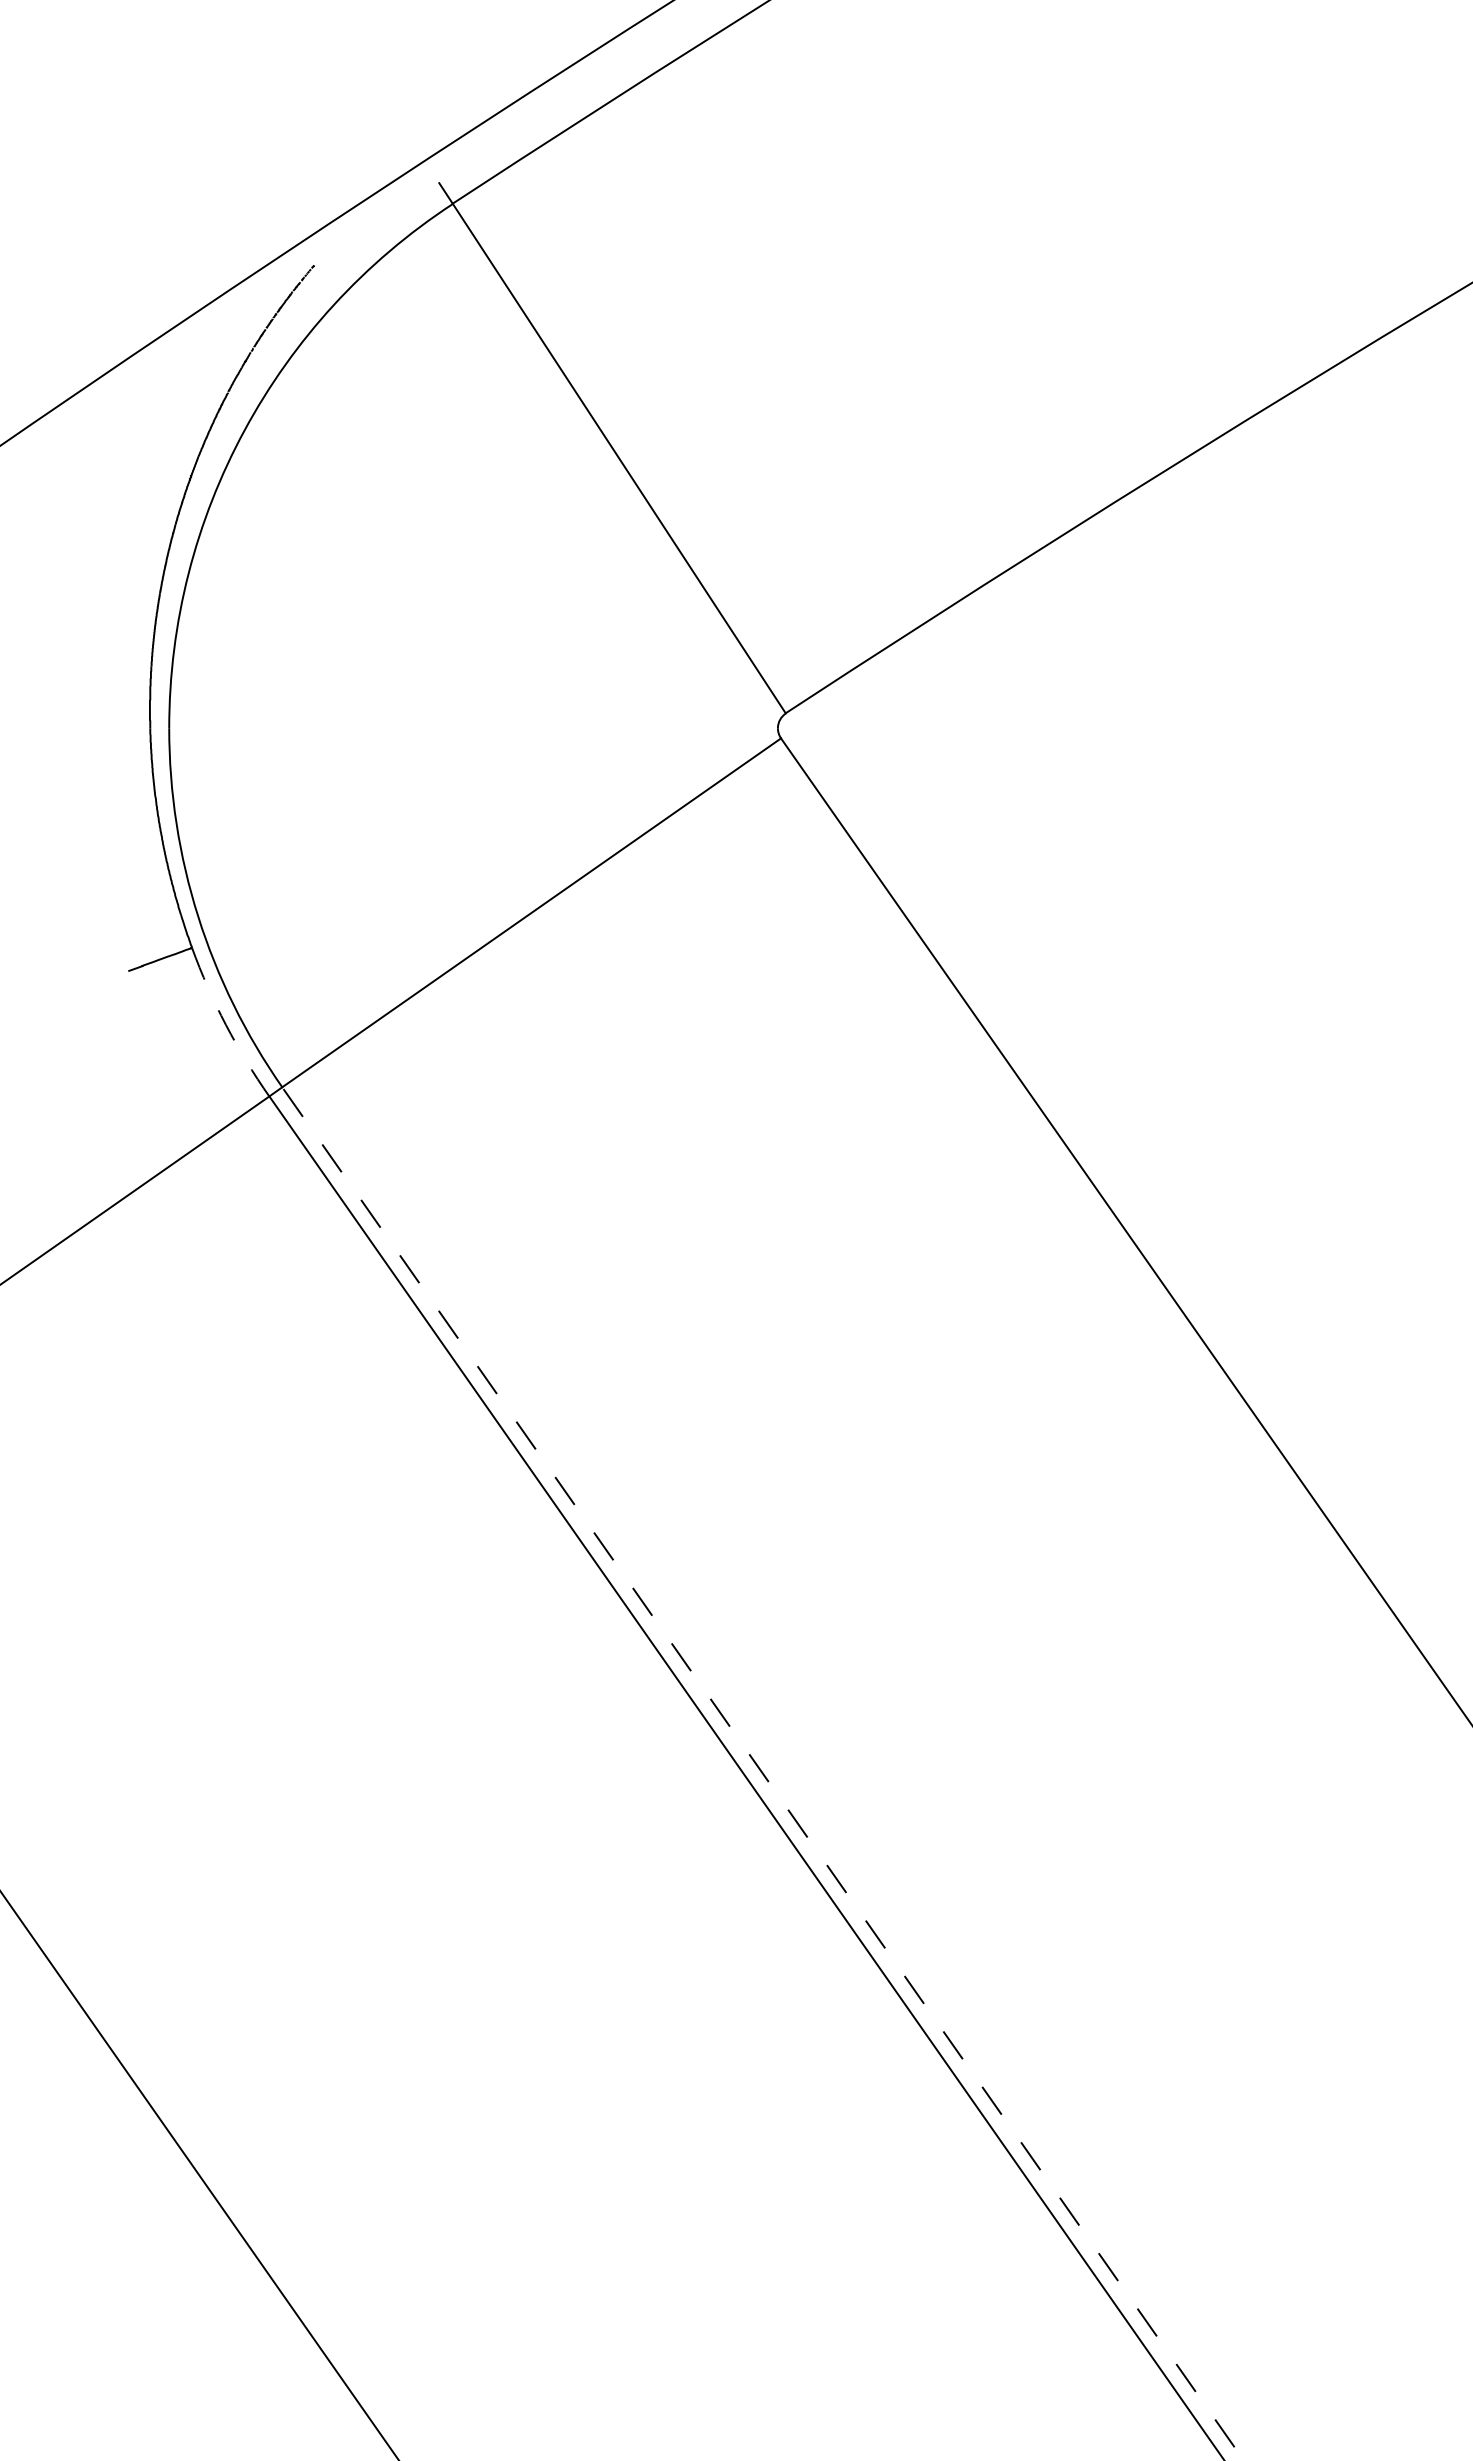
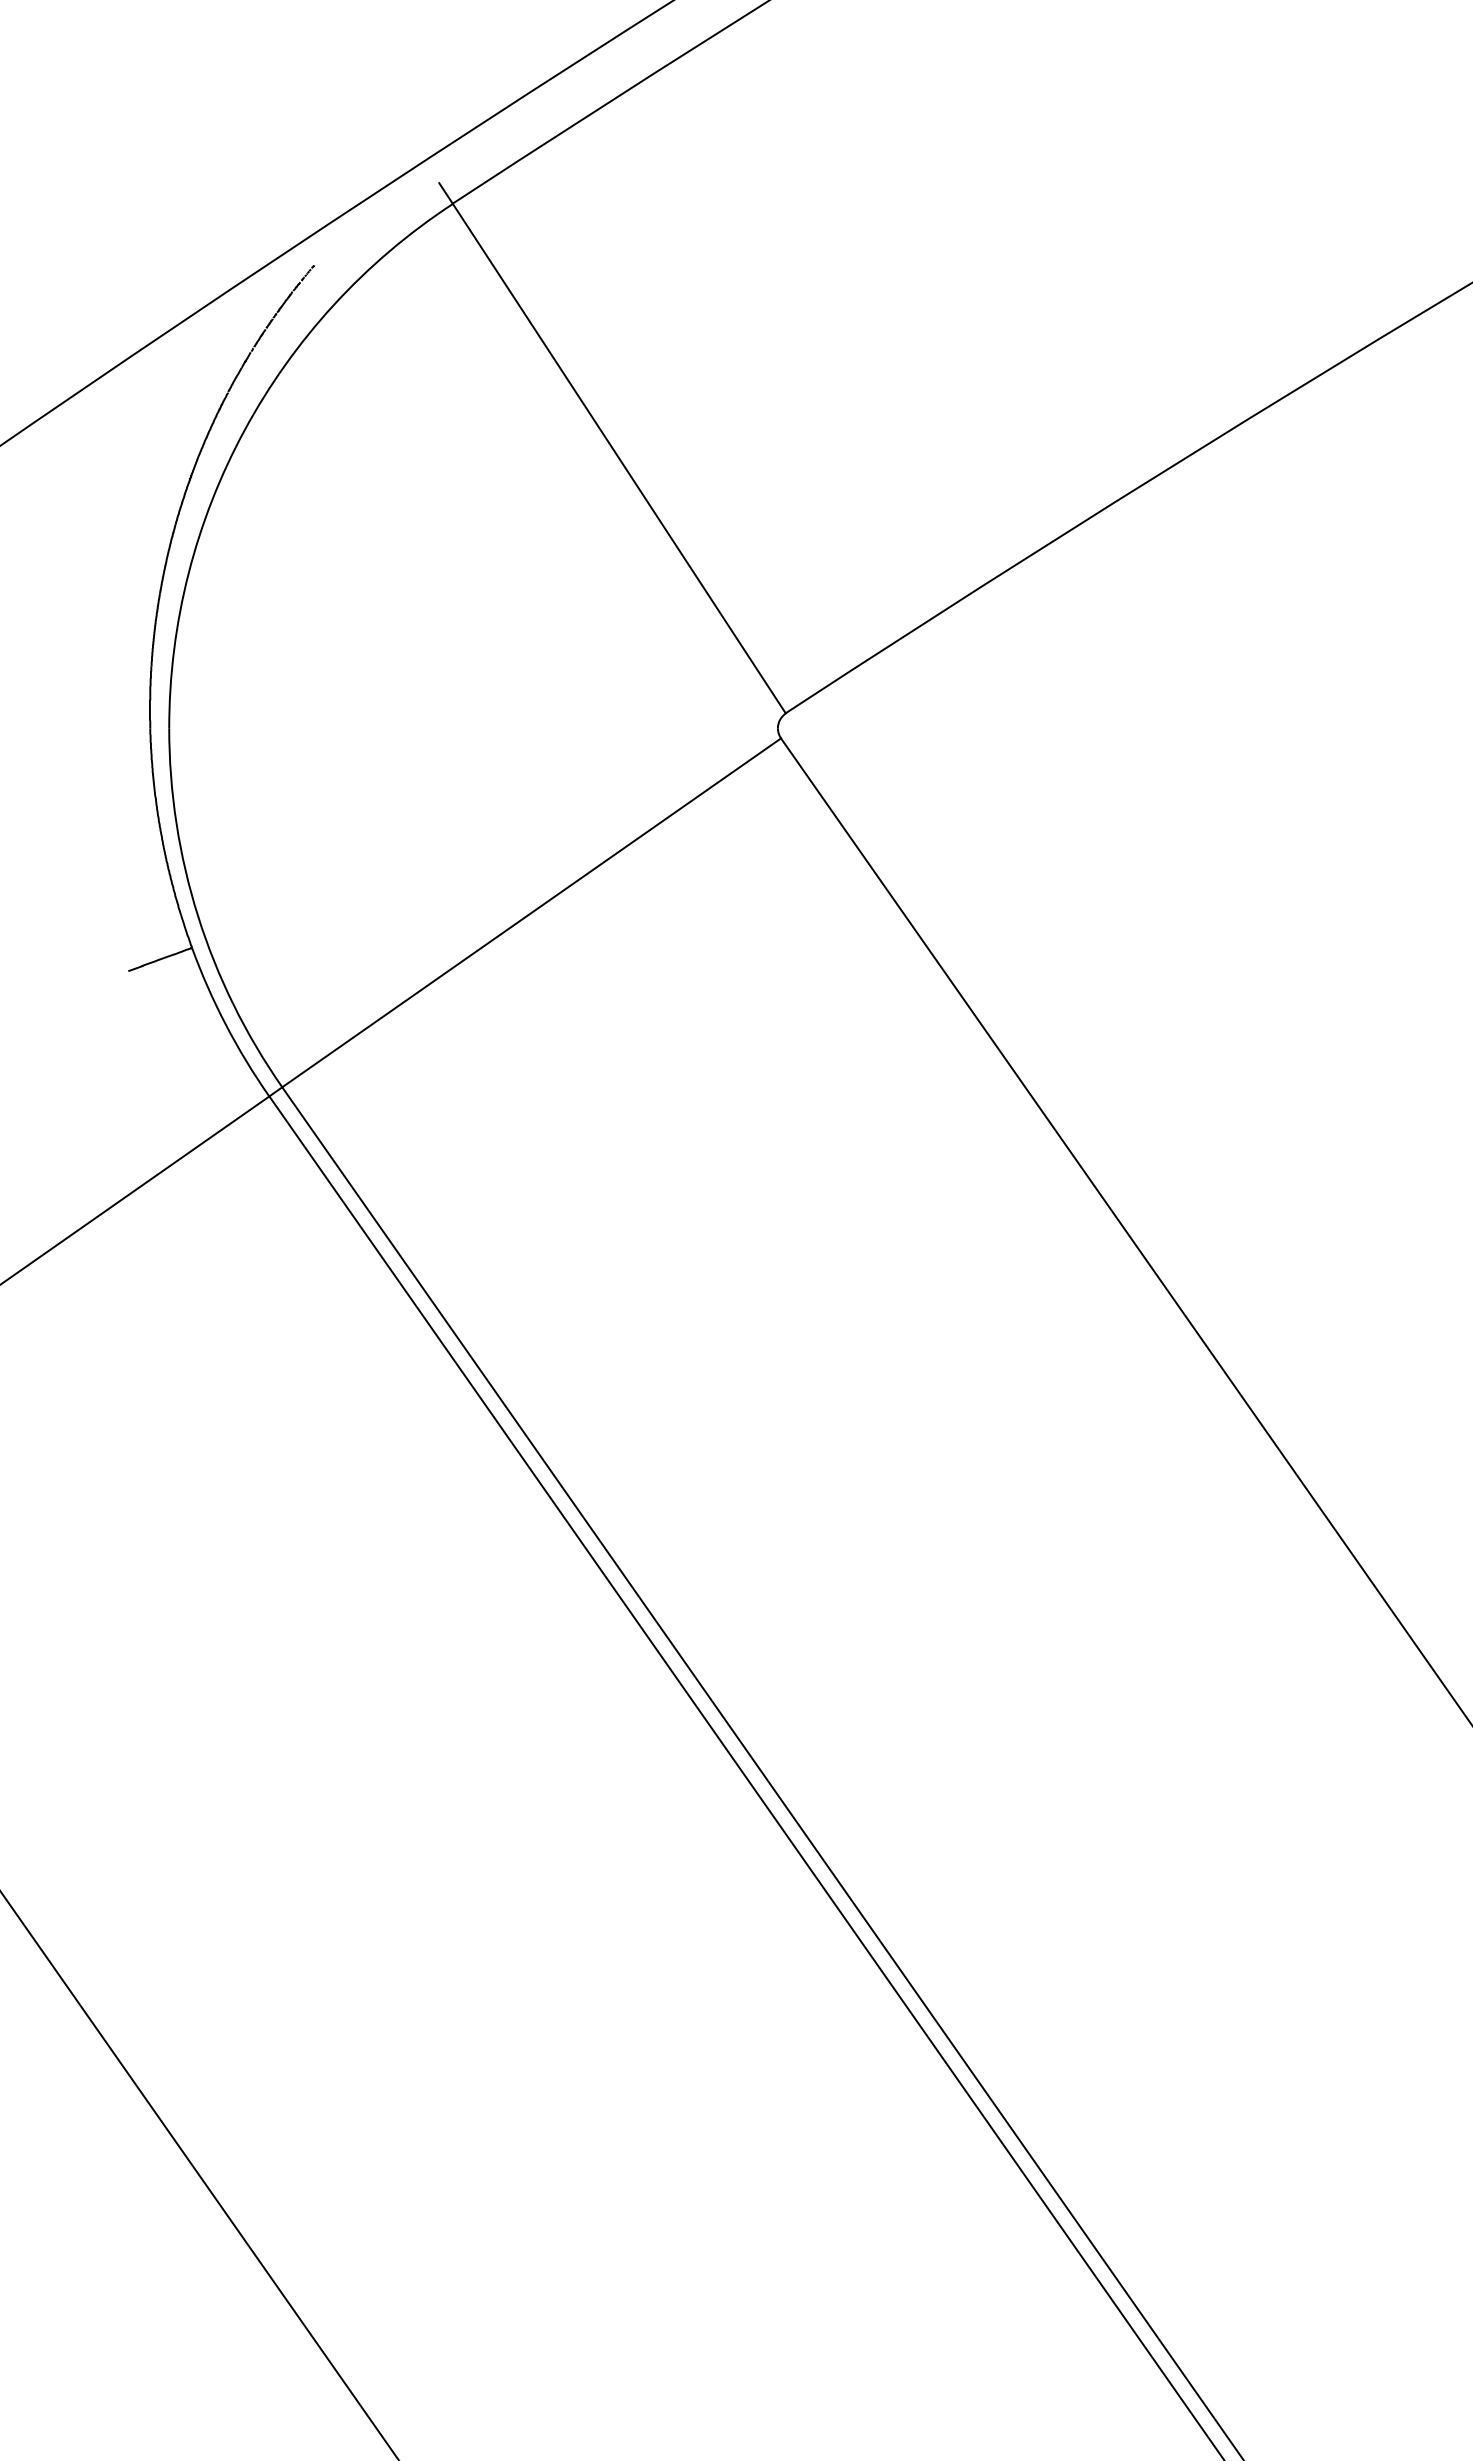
arc: dashed -> solid (225, 1024)
line: dashed -> solid (762, 1773)
